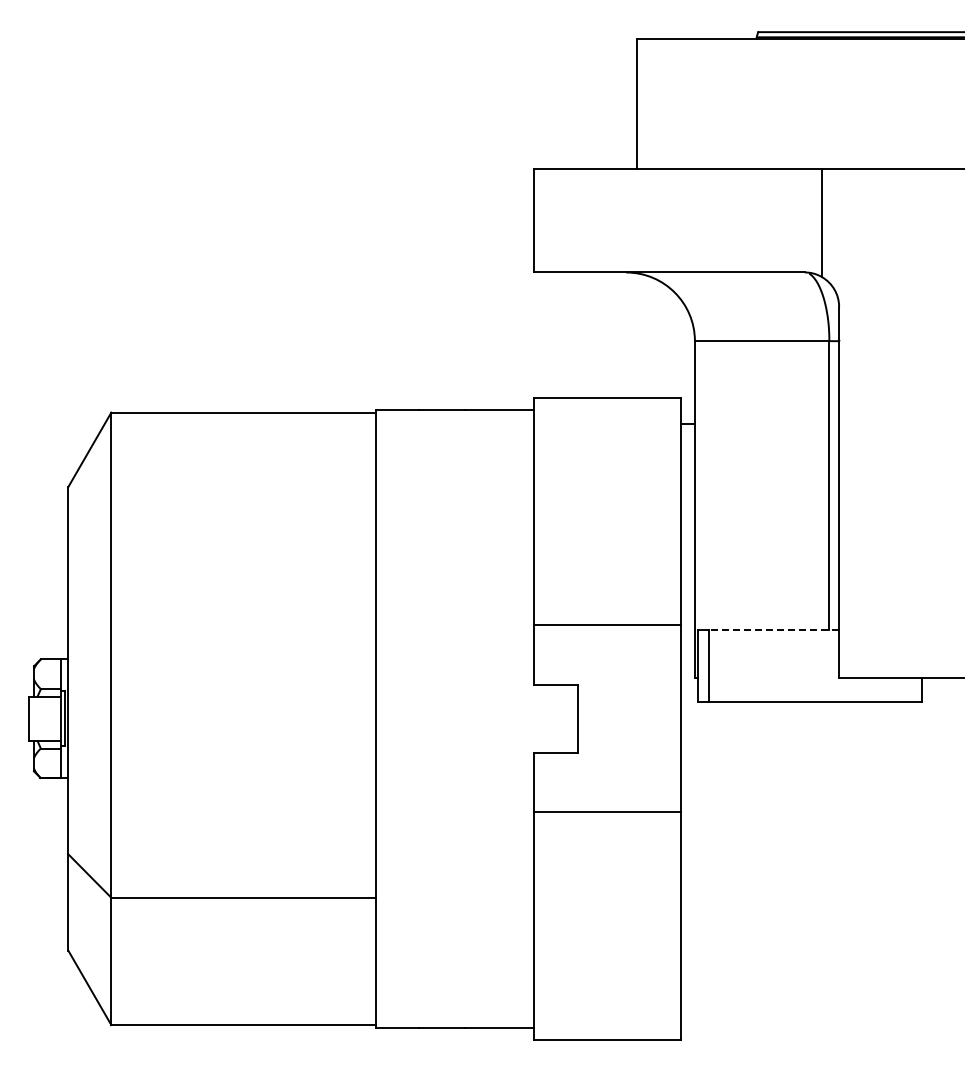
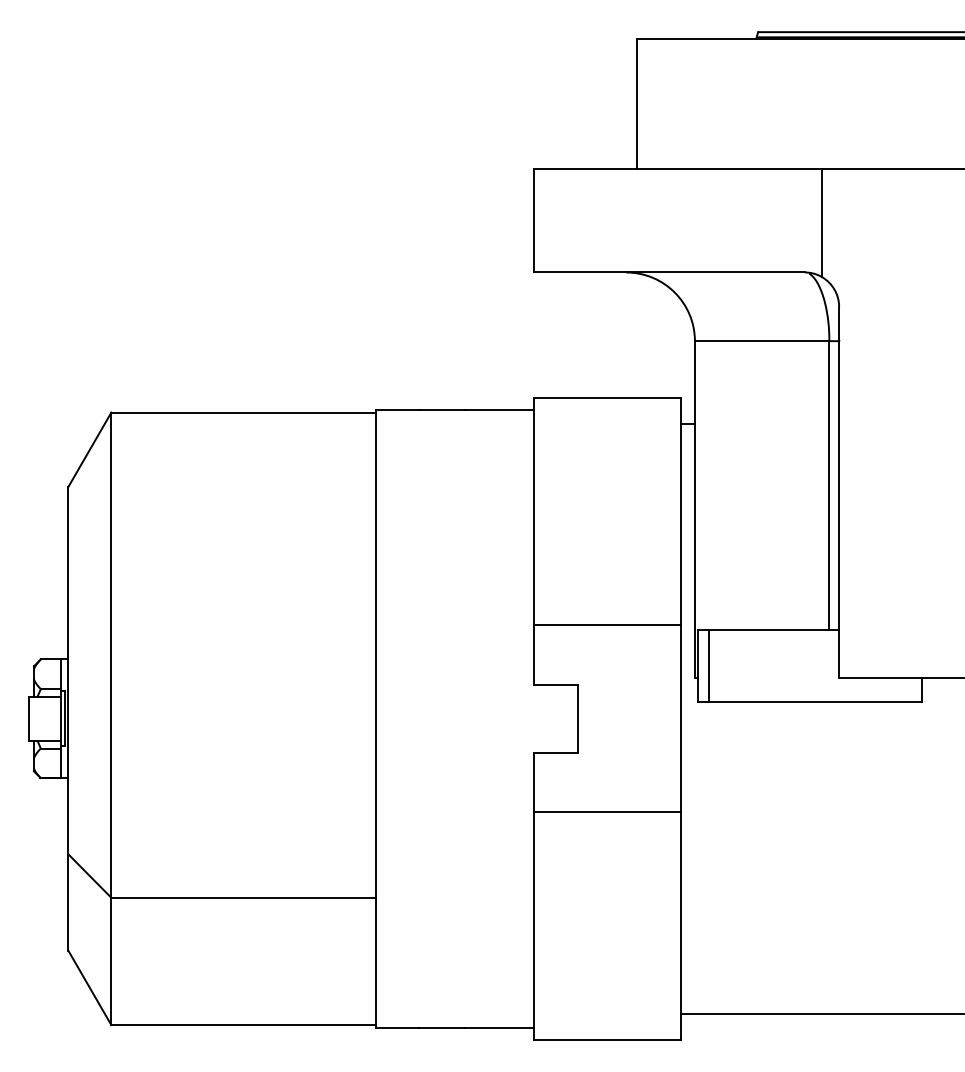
line: dashed -> solid (773, 629)
line: none -> present (821, 1014)
